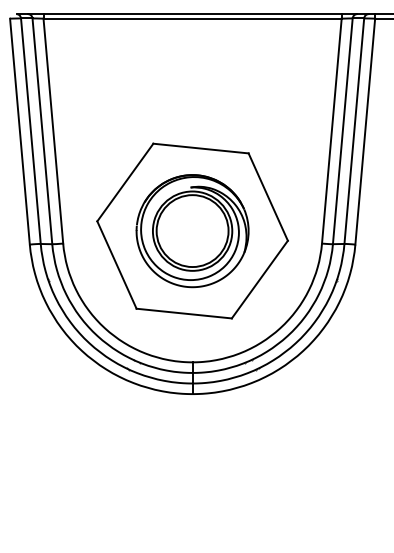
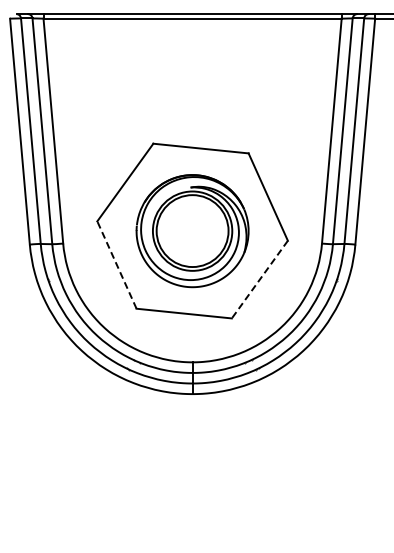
line: solid -> dashed (116, 265)
line: solid -> dashed (259, 279)
